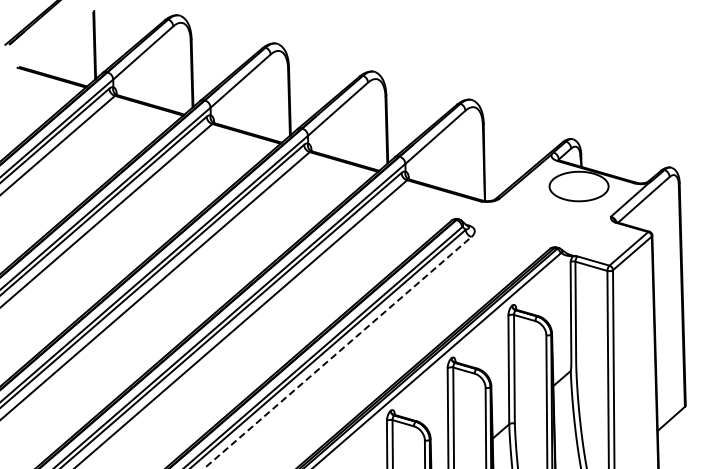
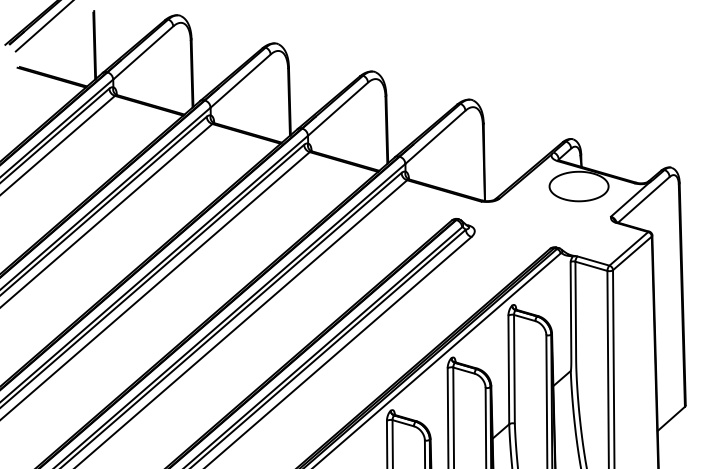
line: none -> present (43, 26)
line: dashed -> solid (337, 352)
